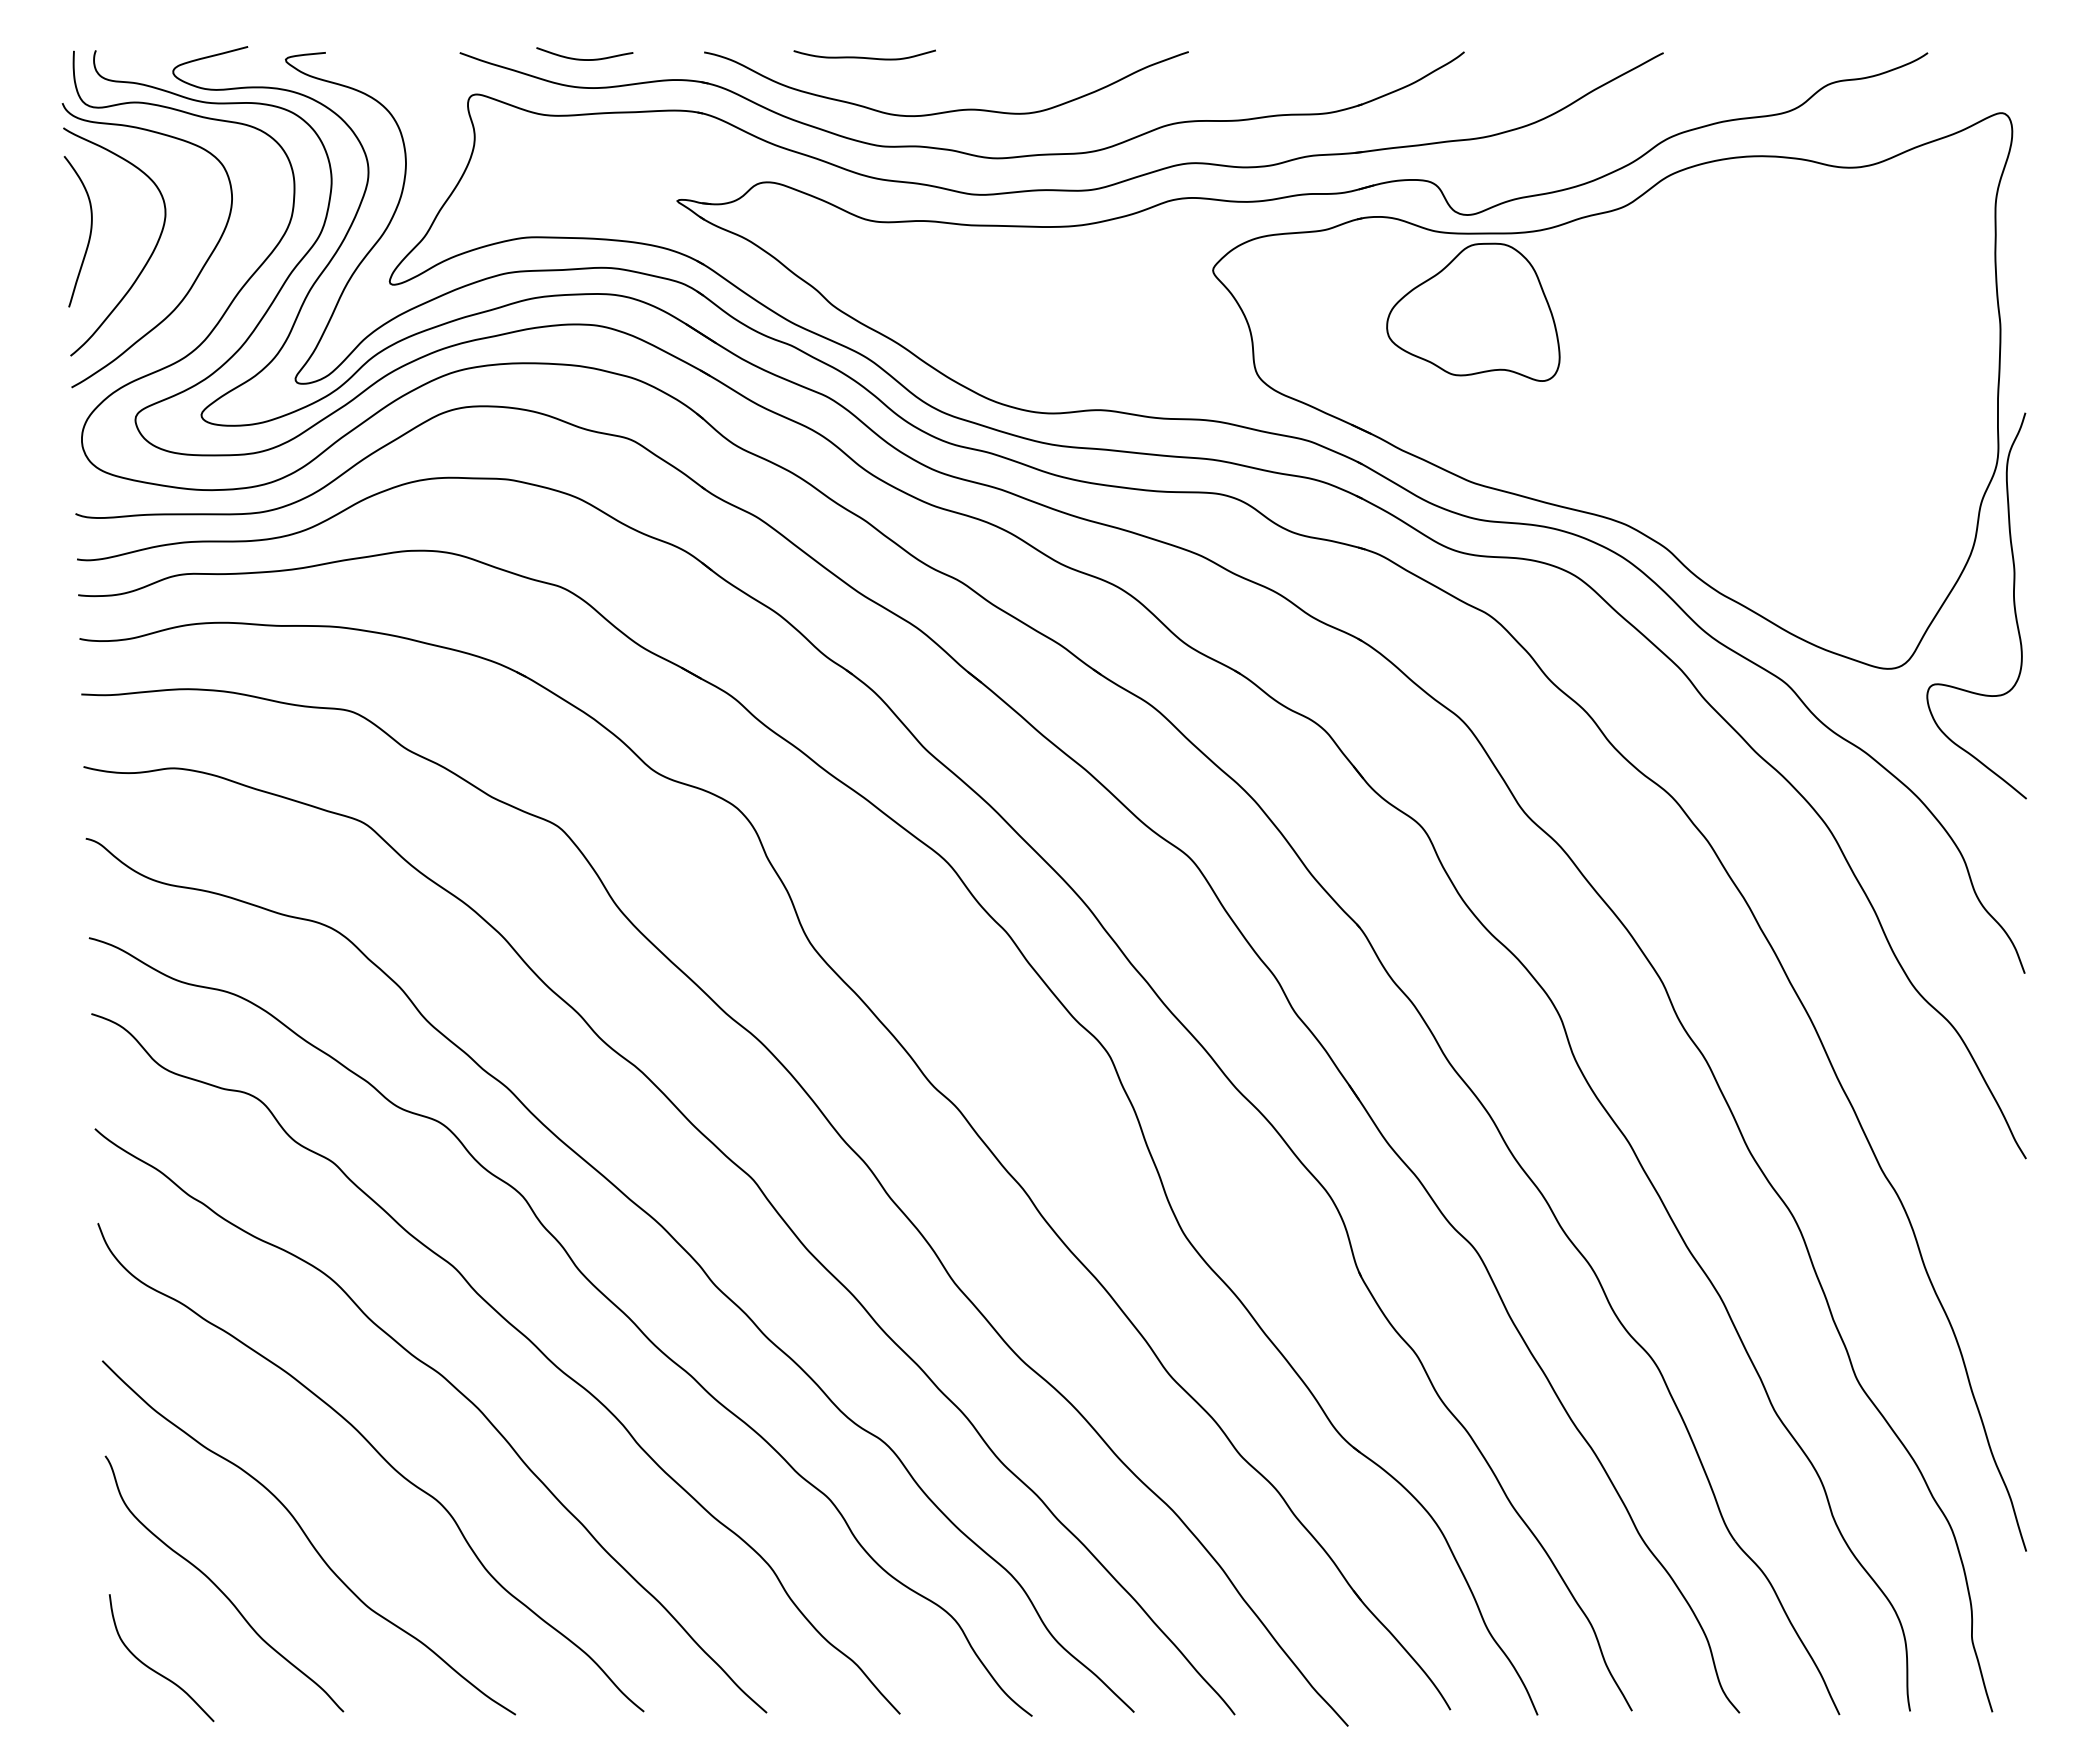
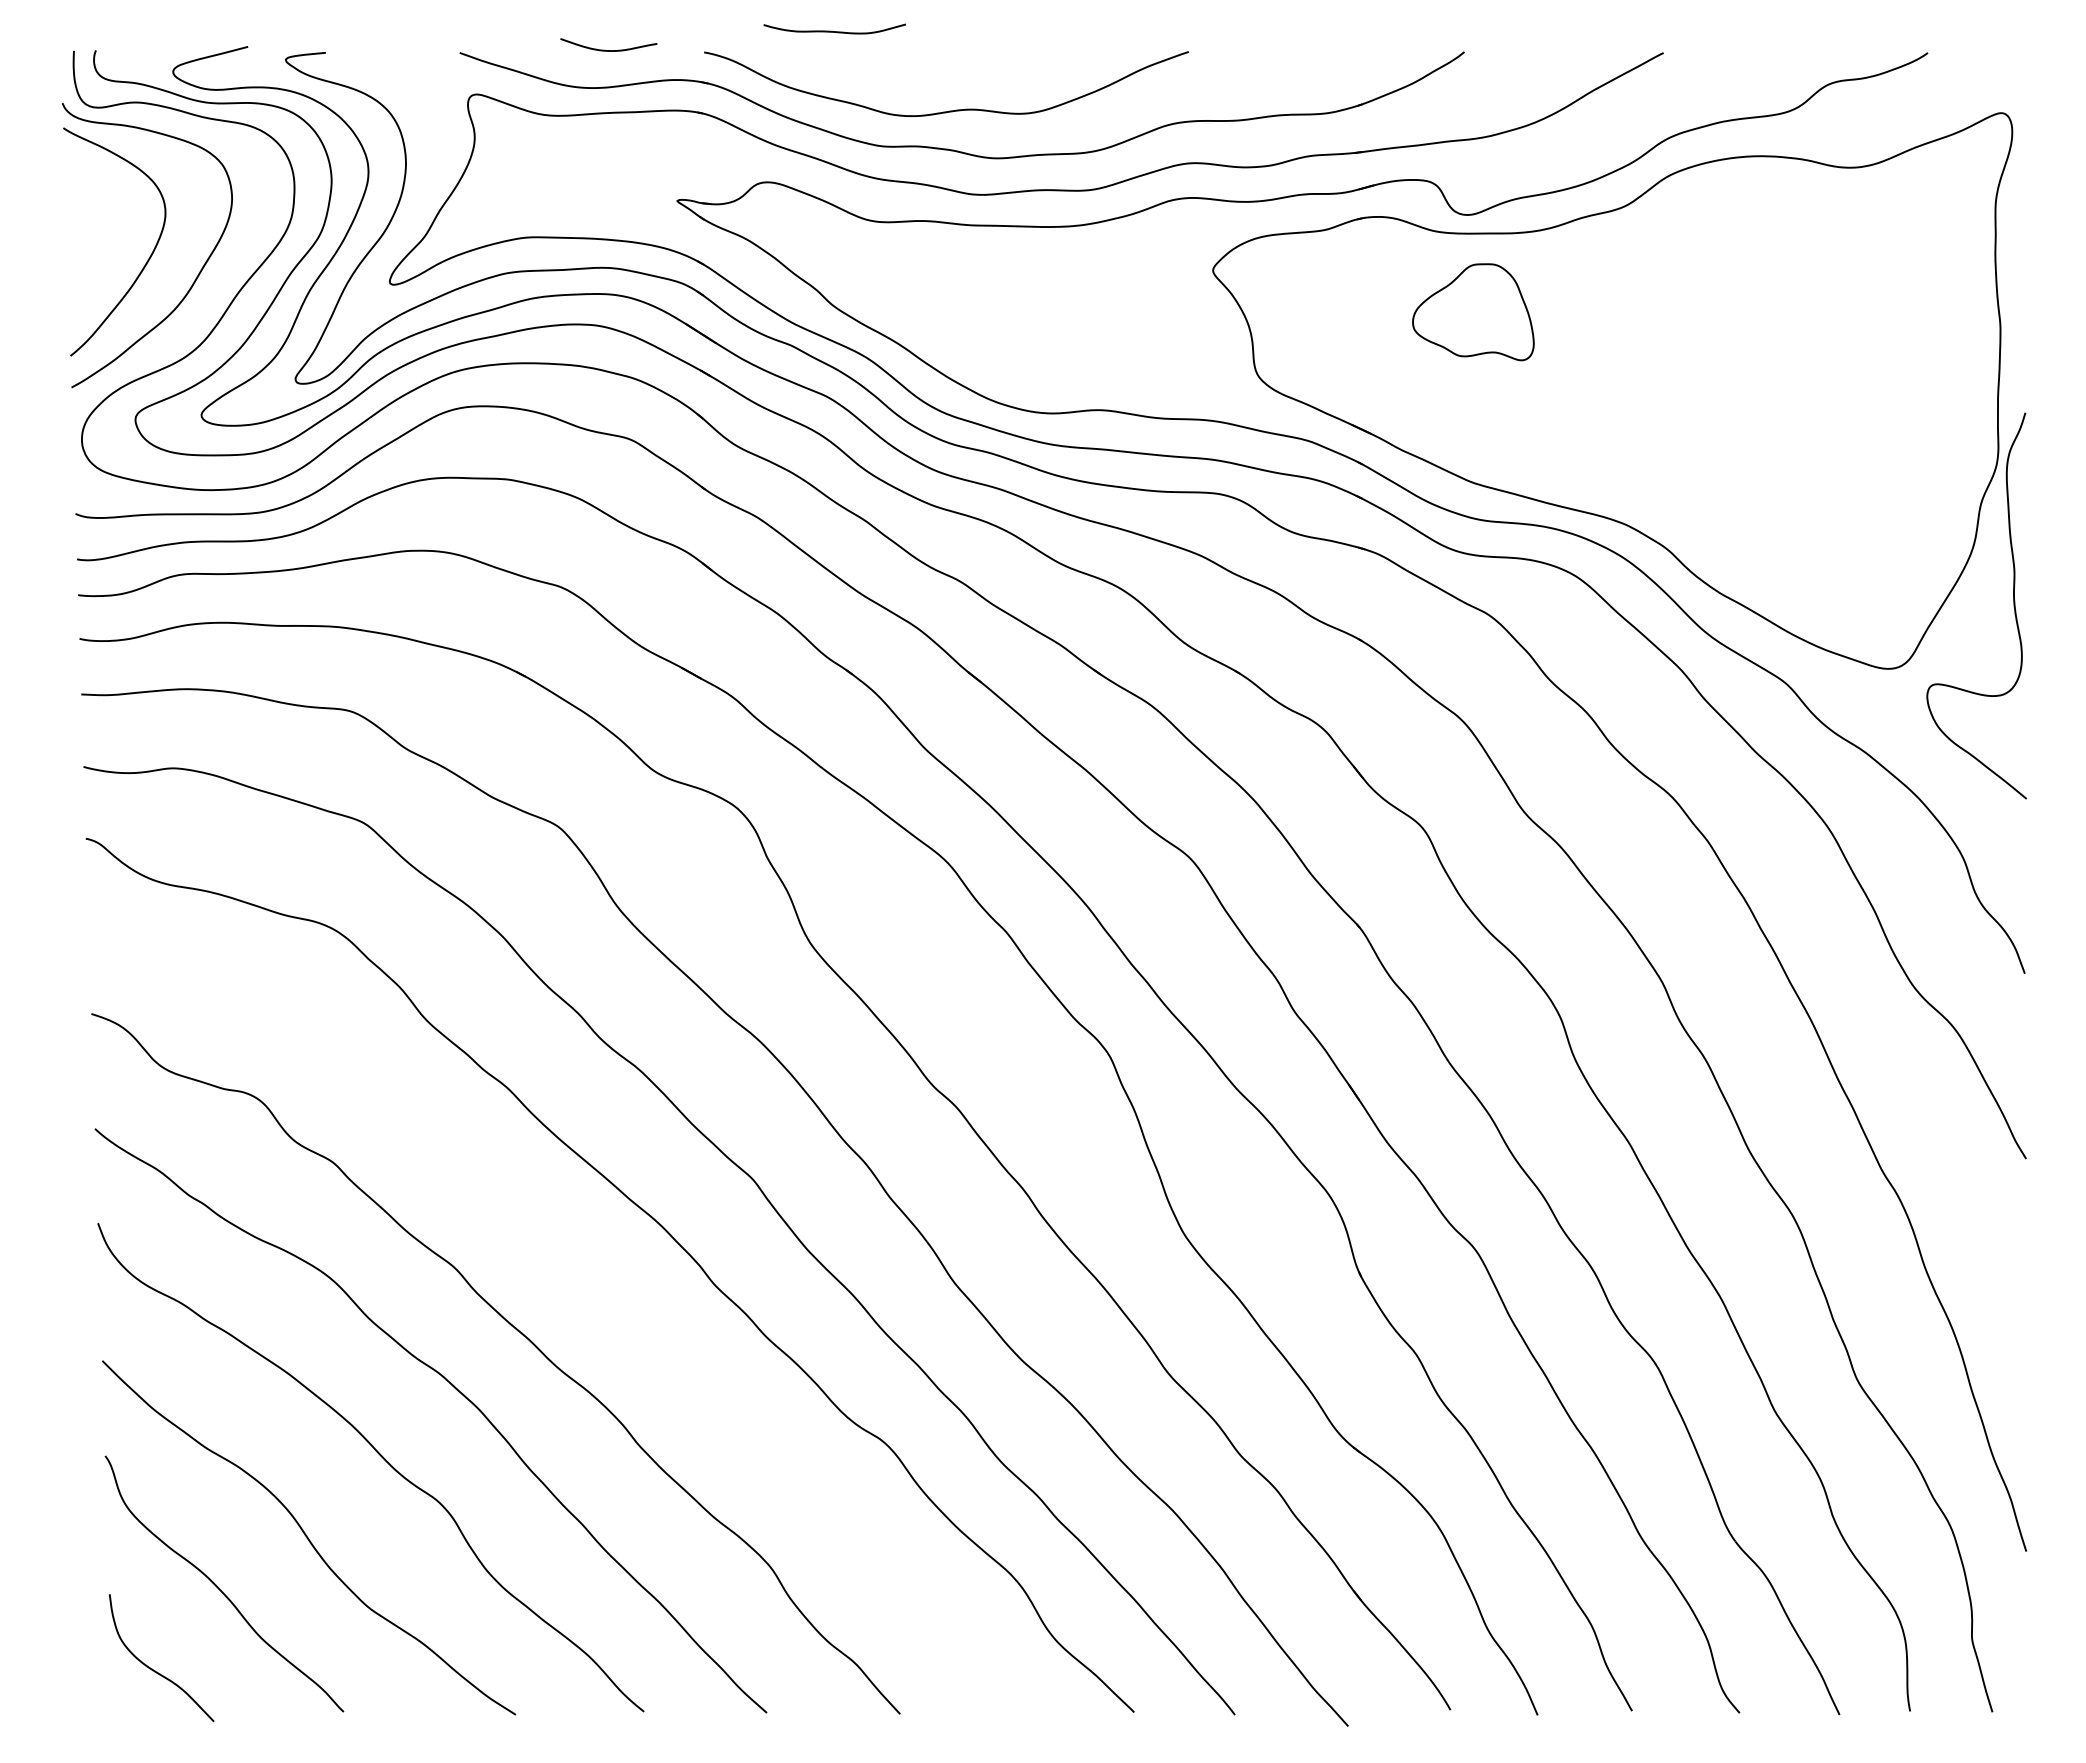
curve position: (864, 57) -> (834, 31) (834, 31)
curve position: (581, 58) -> (605, 49) (605, 49)
curve: present -> none (89, 233)
part size: 175x140 px -> 123x99 px (1473, 312)
curve: present -> none (596, 1289)
